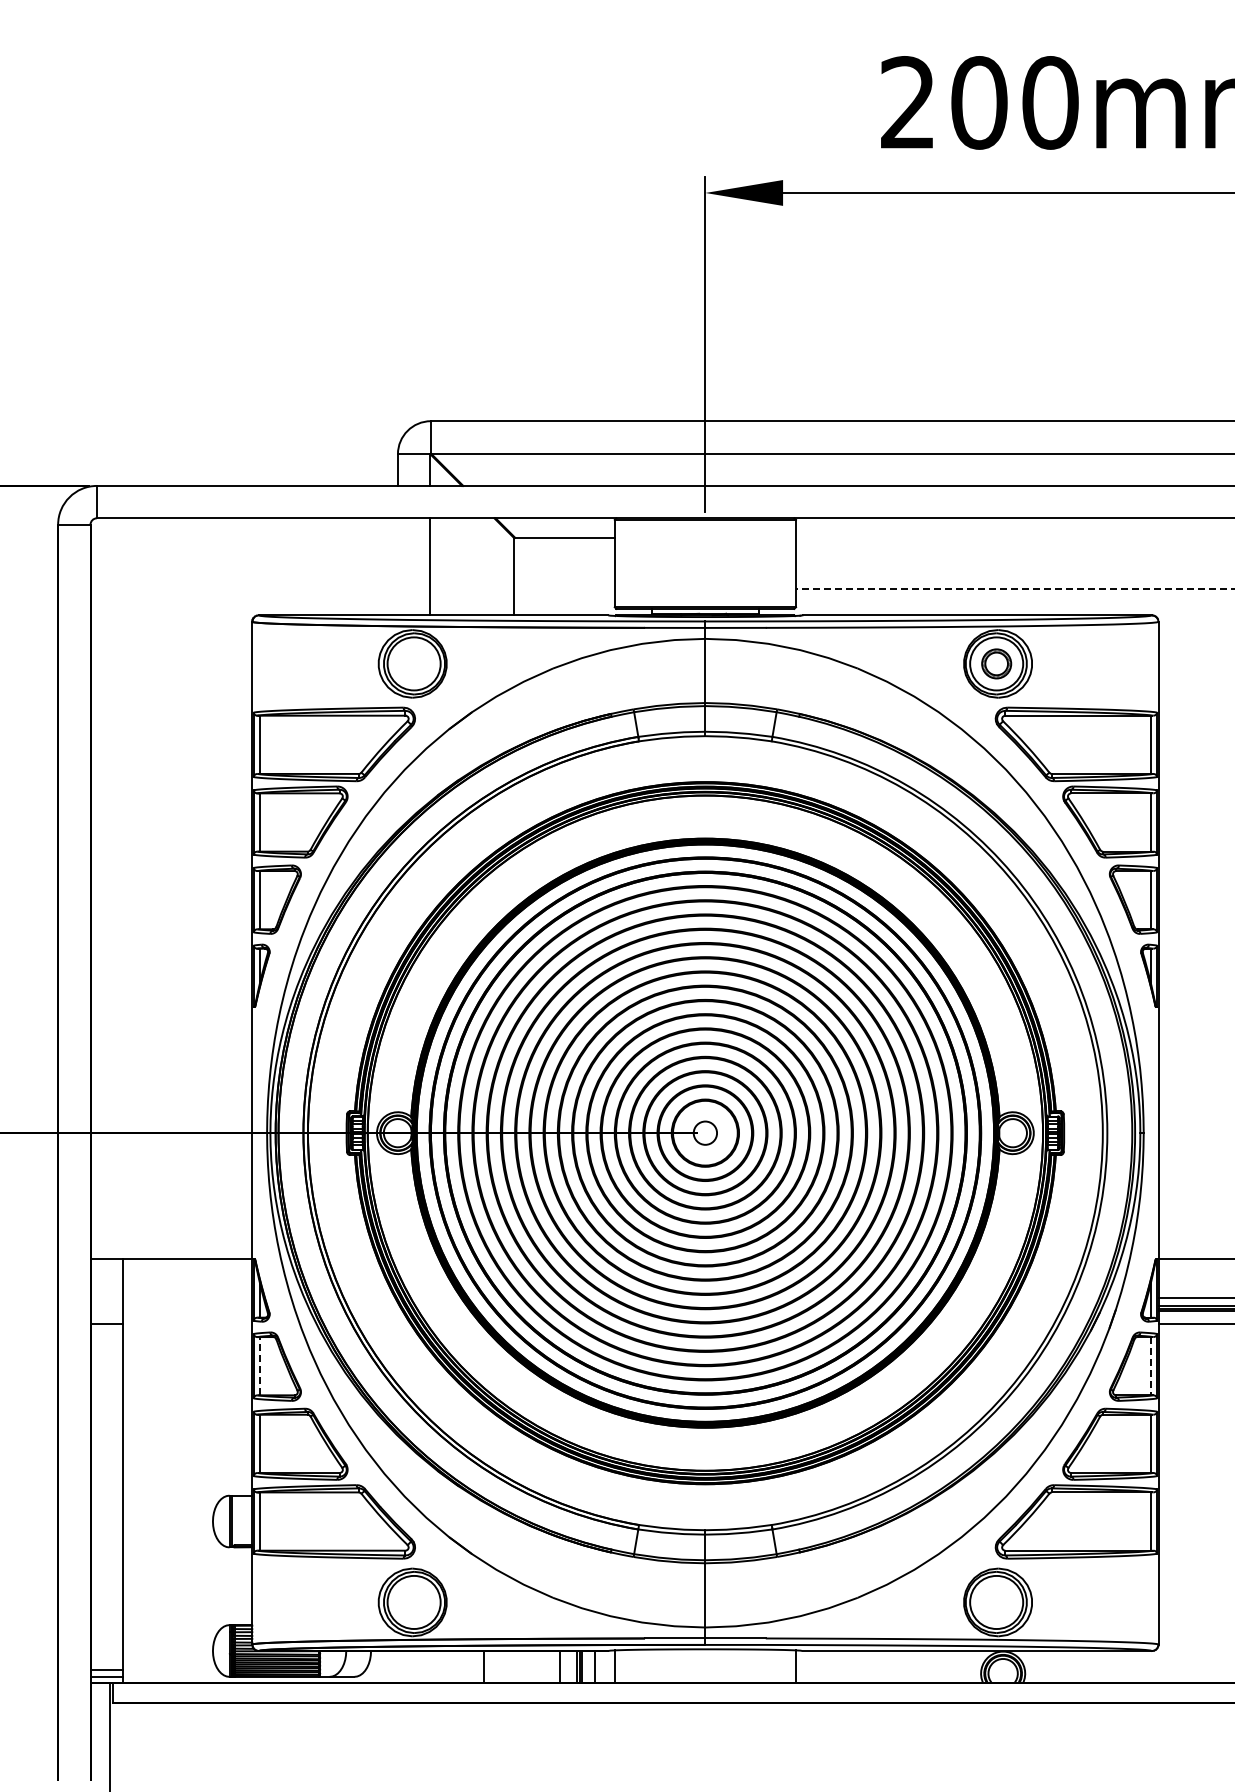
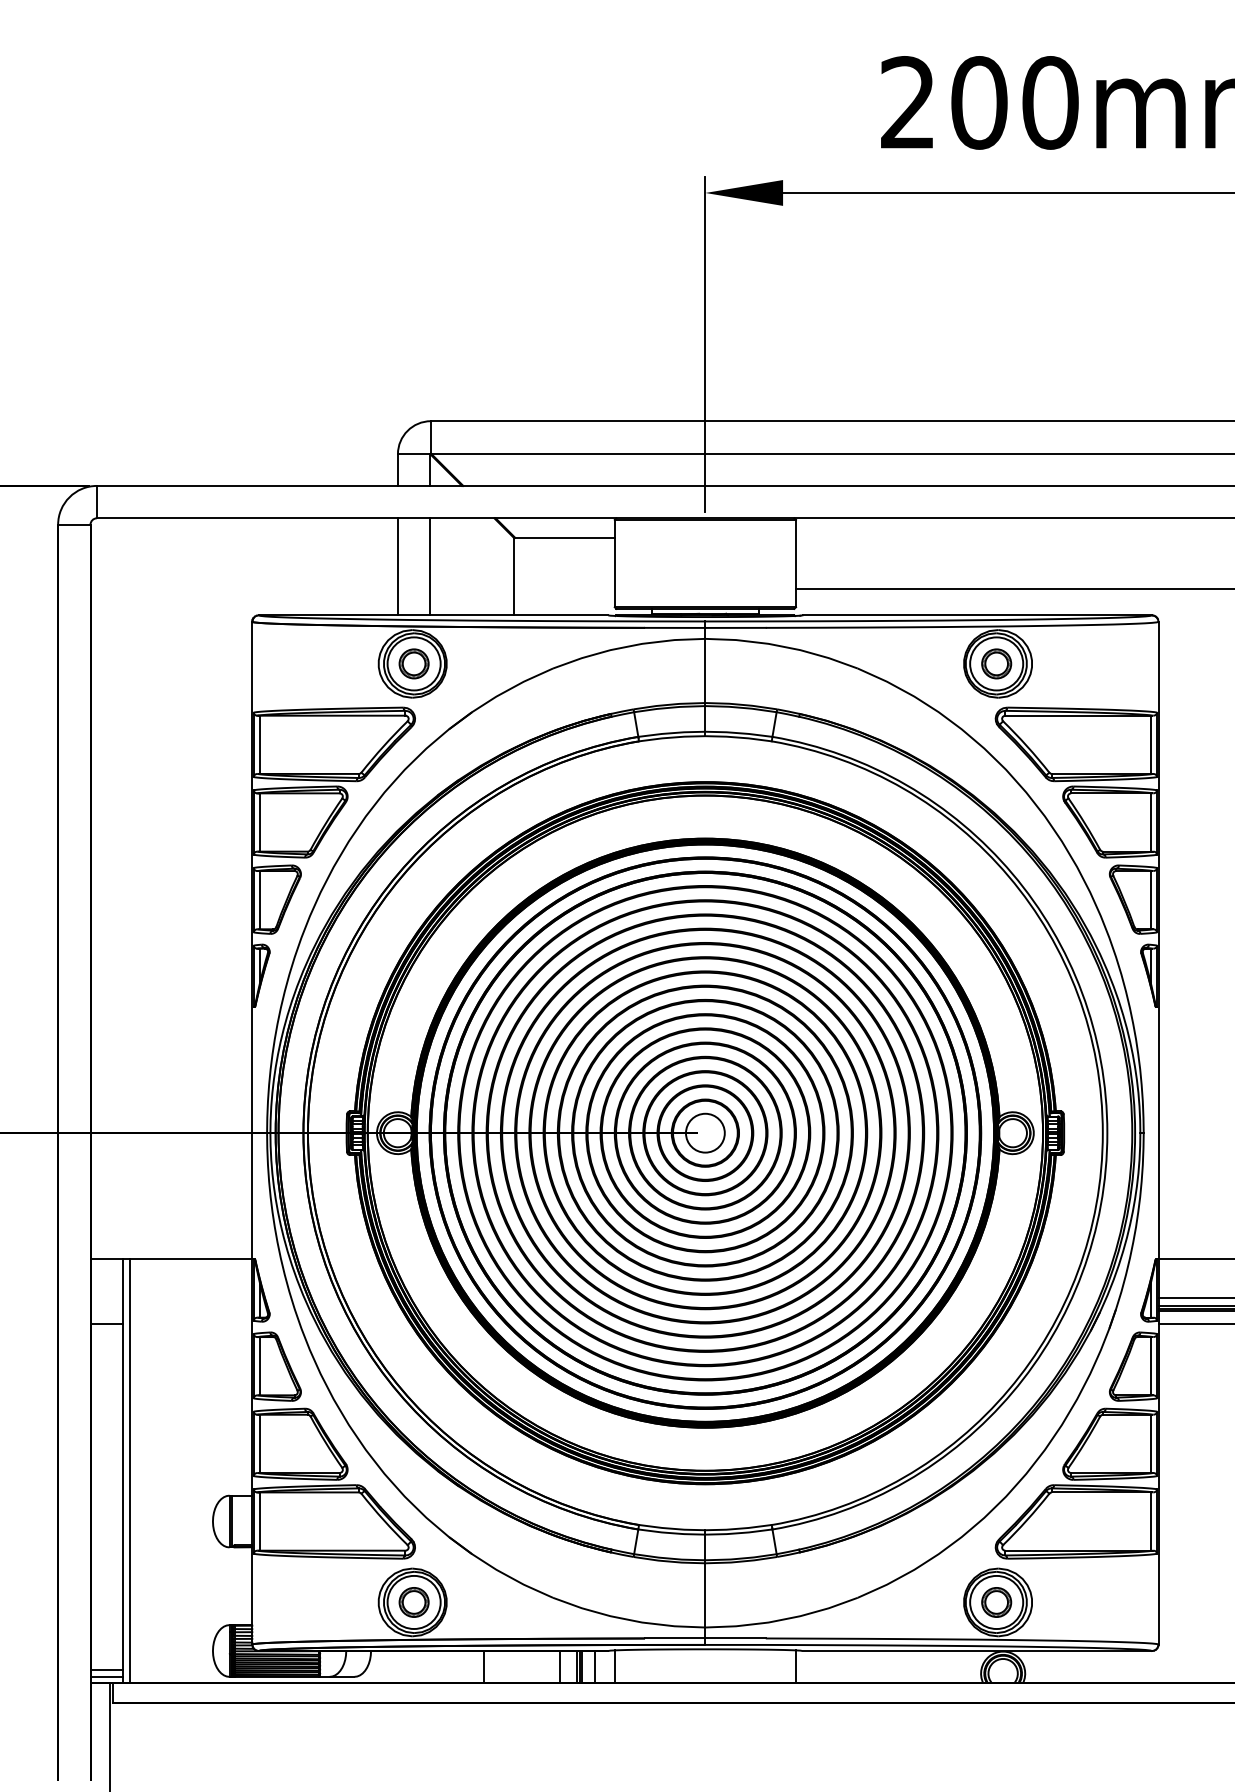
line: none -> present (397, 566)
line: dashed -> solid (1014, 589)
part: none -> present (413, 663)
circle diameter: 23 px -> 39 px (704, 1132)
line: dashed -> solid (260, 1365)
line: dashed -> solid (1150, 1366)
line: none -> present (130, 1471)
part: none -> present (413, 1602)
part: none -> present (996, 1602)
